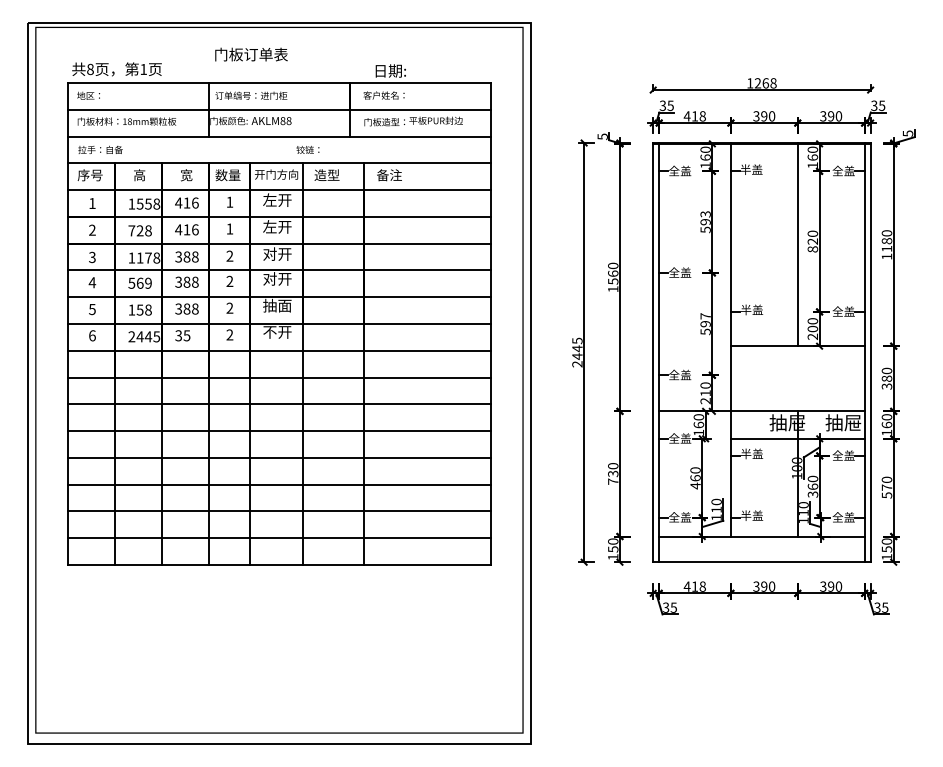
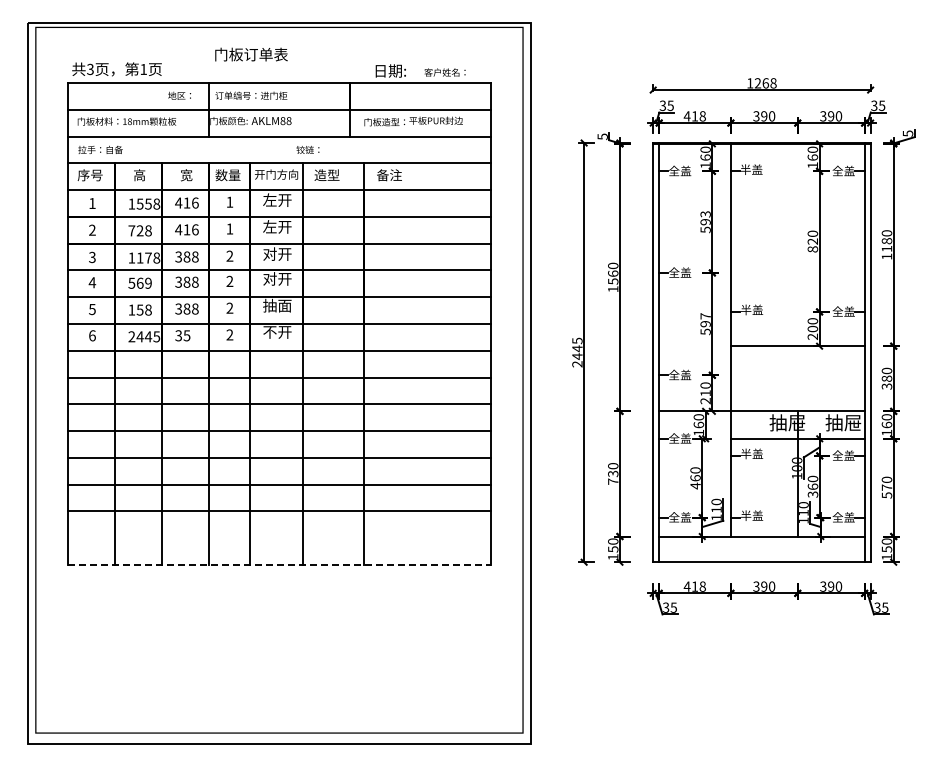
text: 8 -> 3 (90, 69)
text position: (88, 95) -> (179, 95) (179, 95)
text position: (383, 95) -> (444, 72) (444, 72)
line: present -> none (797, 244)
line: present -> none (279, 538)
line: solid -> dashed (279, 564)
